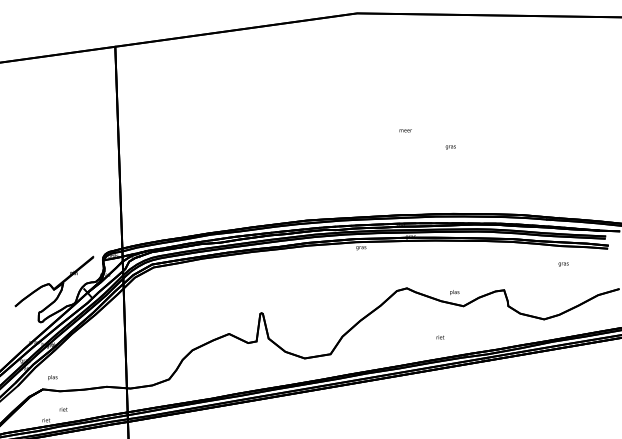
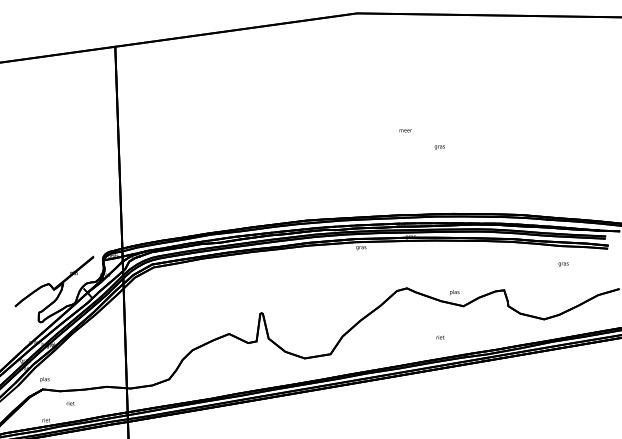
text position: (450, 147) -> (439, 147) (439, 147)
text position: (52, 377) -> (44, 379) (44, 379)
text position: (63, 409) -> (70, 403) (70, 403)
